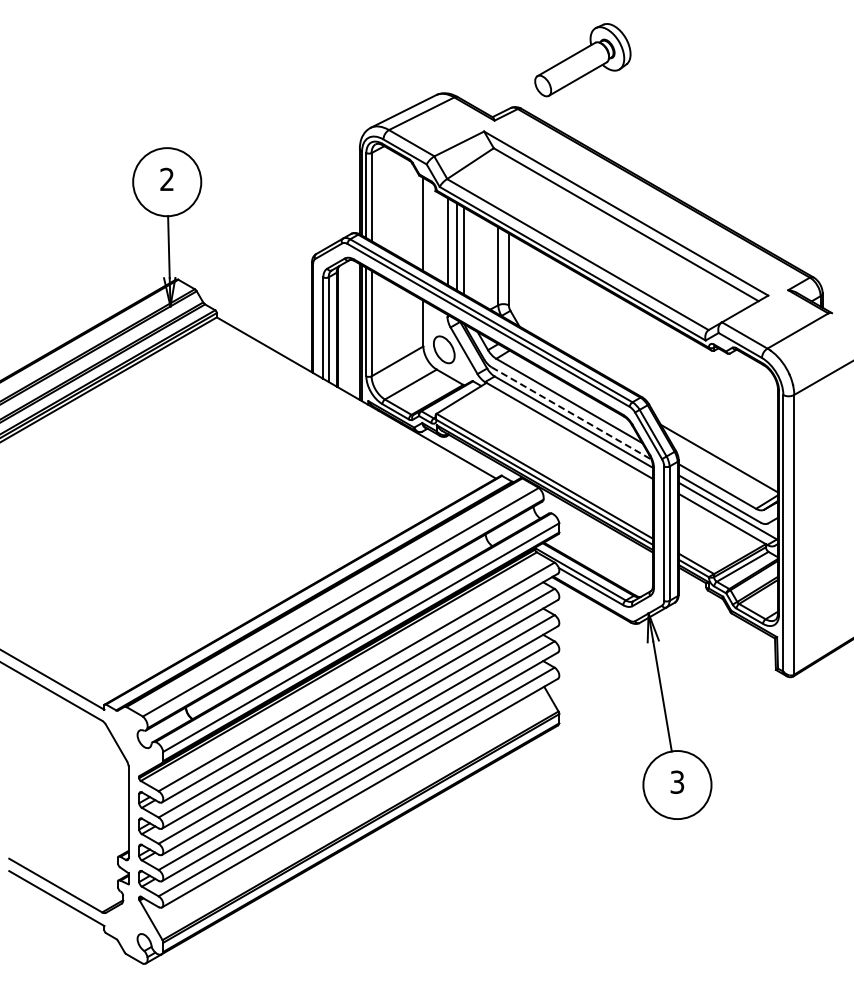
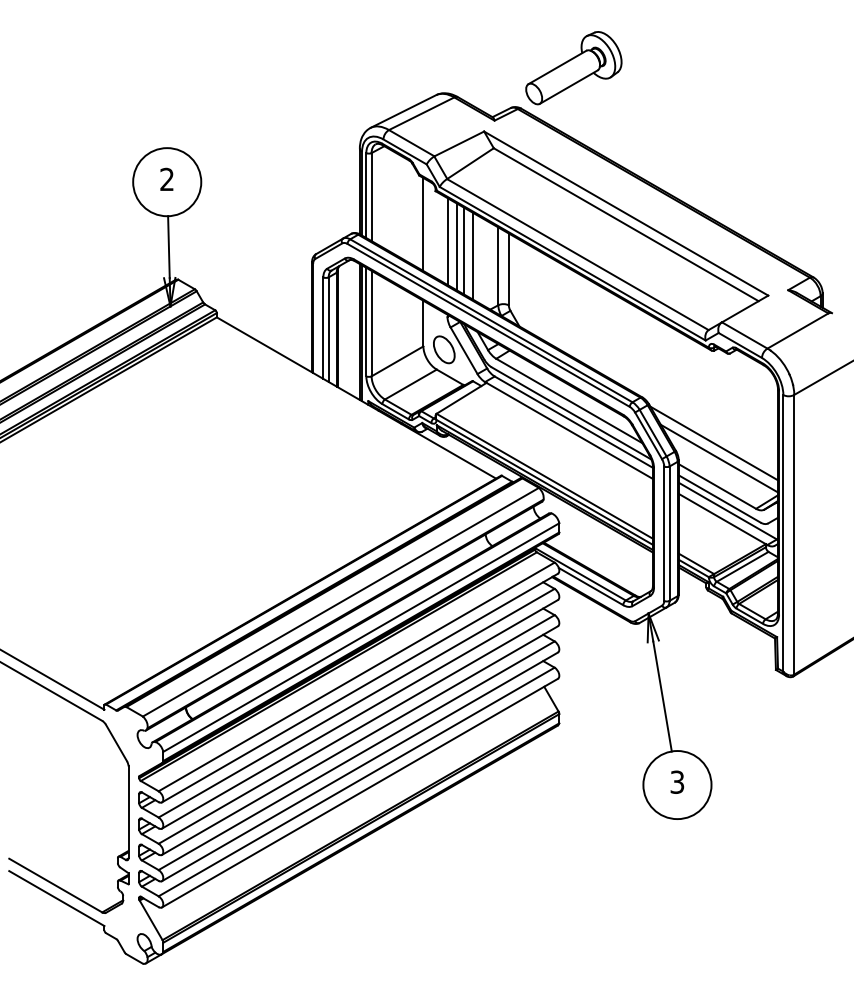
part position: (582, 60) -> (573, 68) (573, 68)
line: none -> present (473, 255)
line: dashed -> solid (572, 413)
line: none -> present (713, 443)
